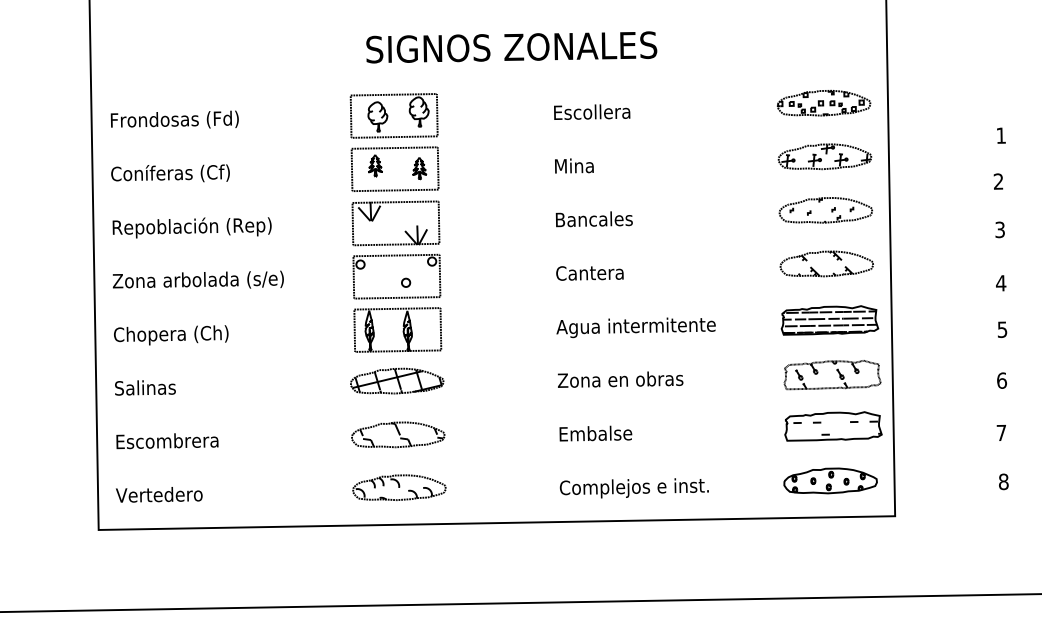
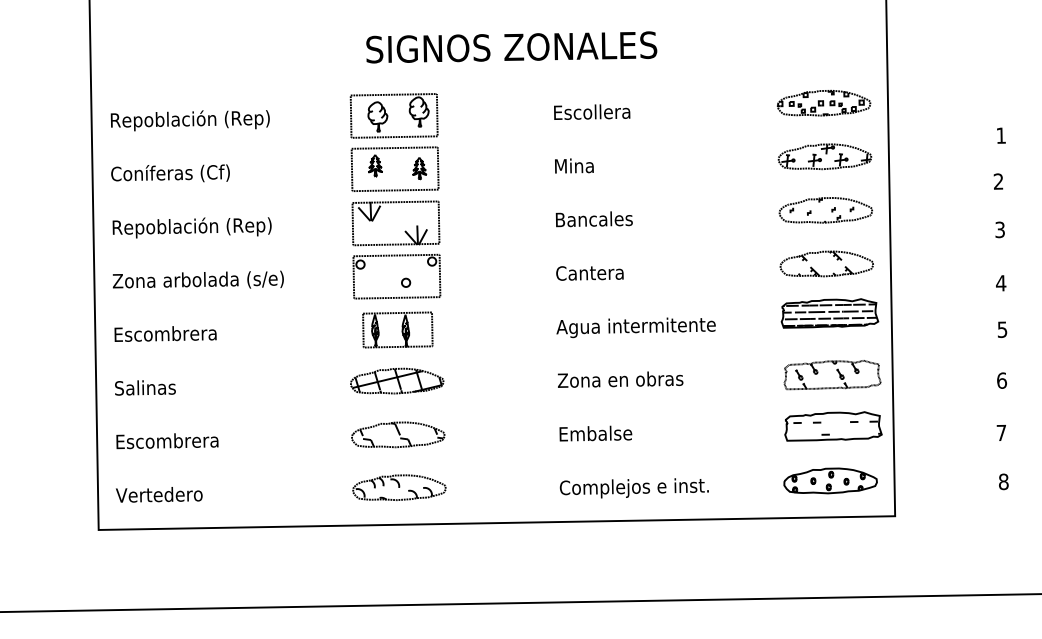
text: Frondosas (Fd) -> Repoblación (Rep) (190, 120)
part position: (829, 320) -> (829, 313) (829, 313)
part size: 90x46 px -> 72x38 px (397, 329)
text: Chopera (Ch) -> Escombrera (171, 335)
